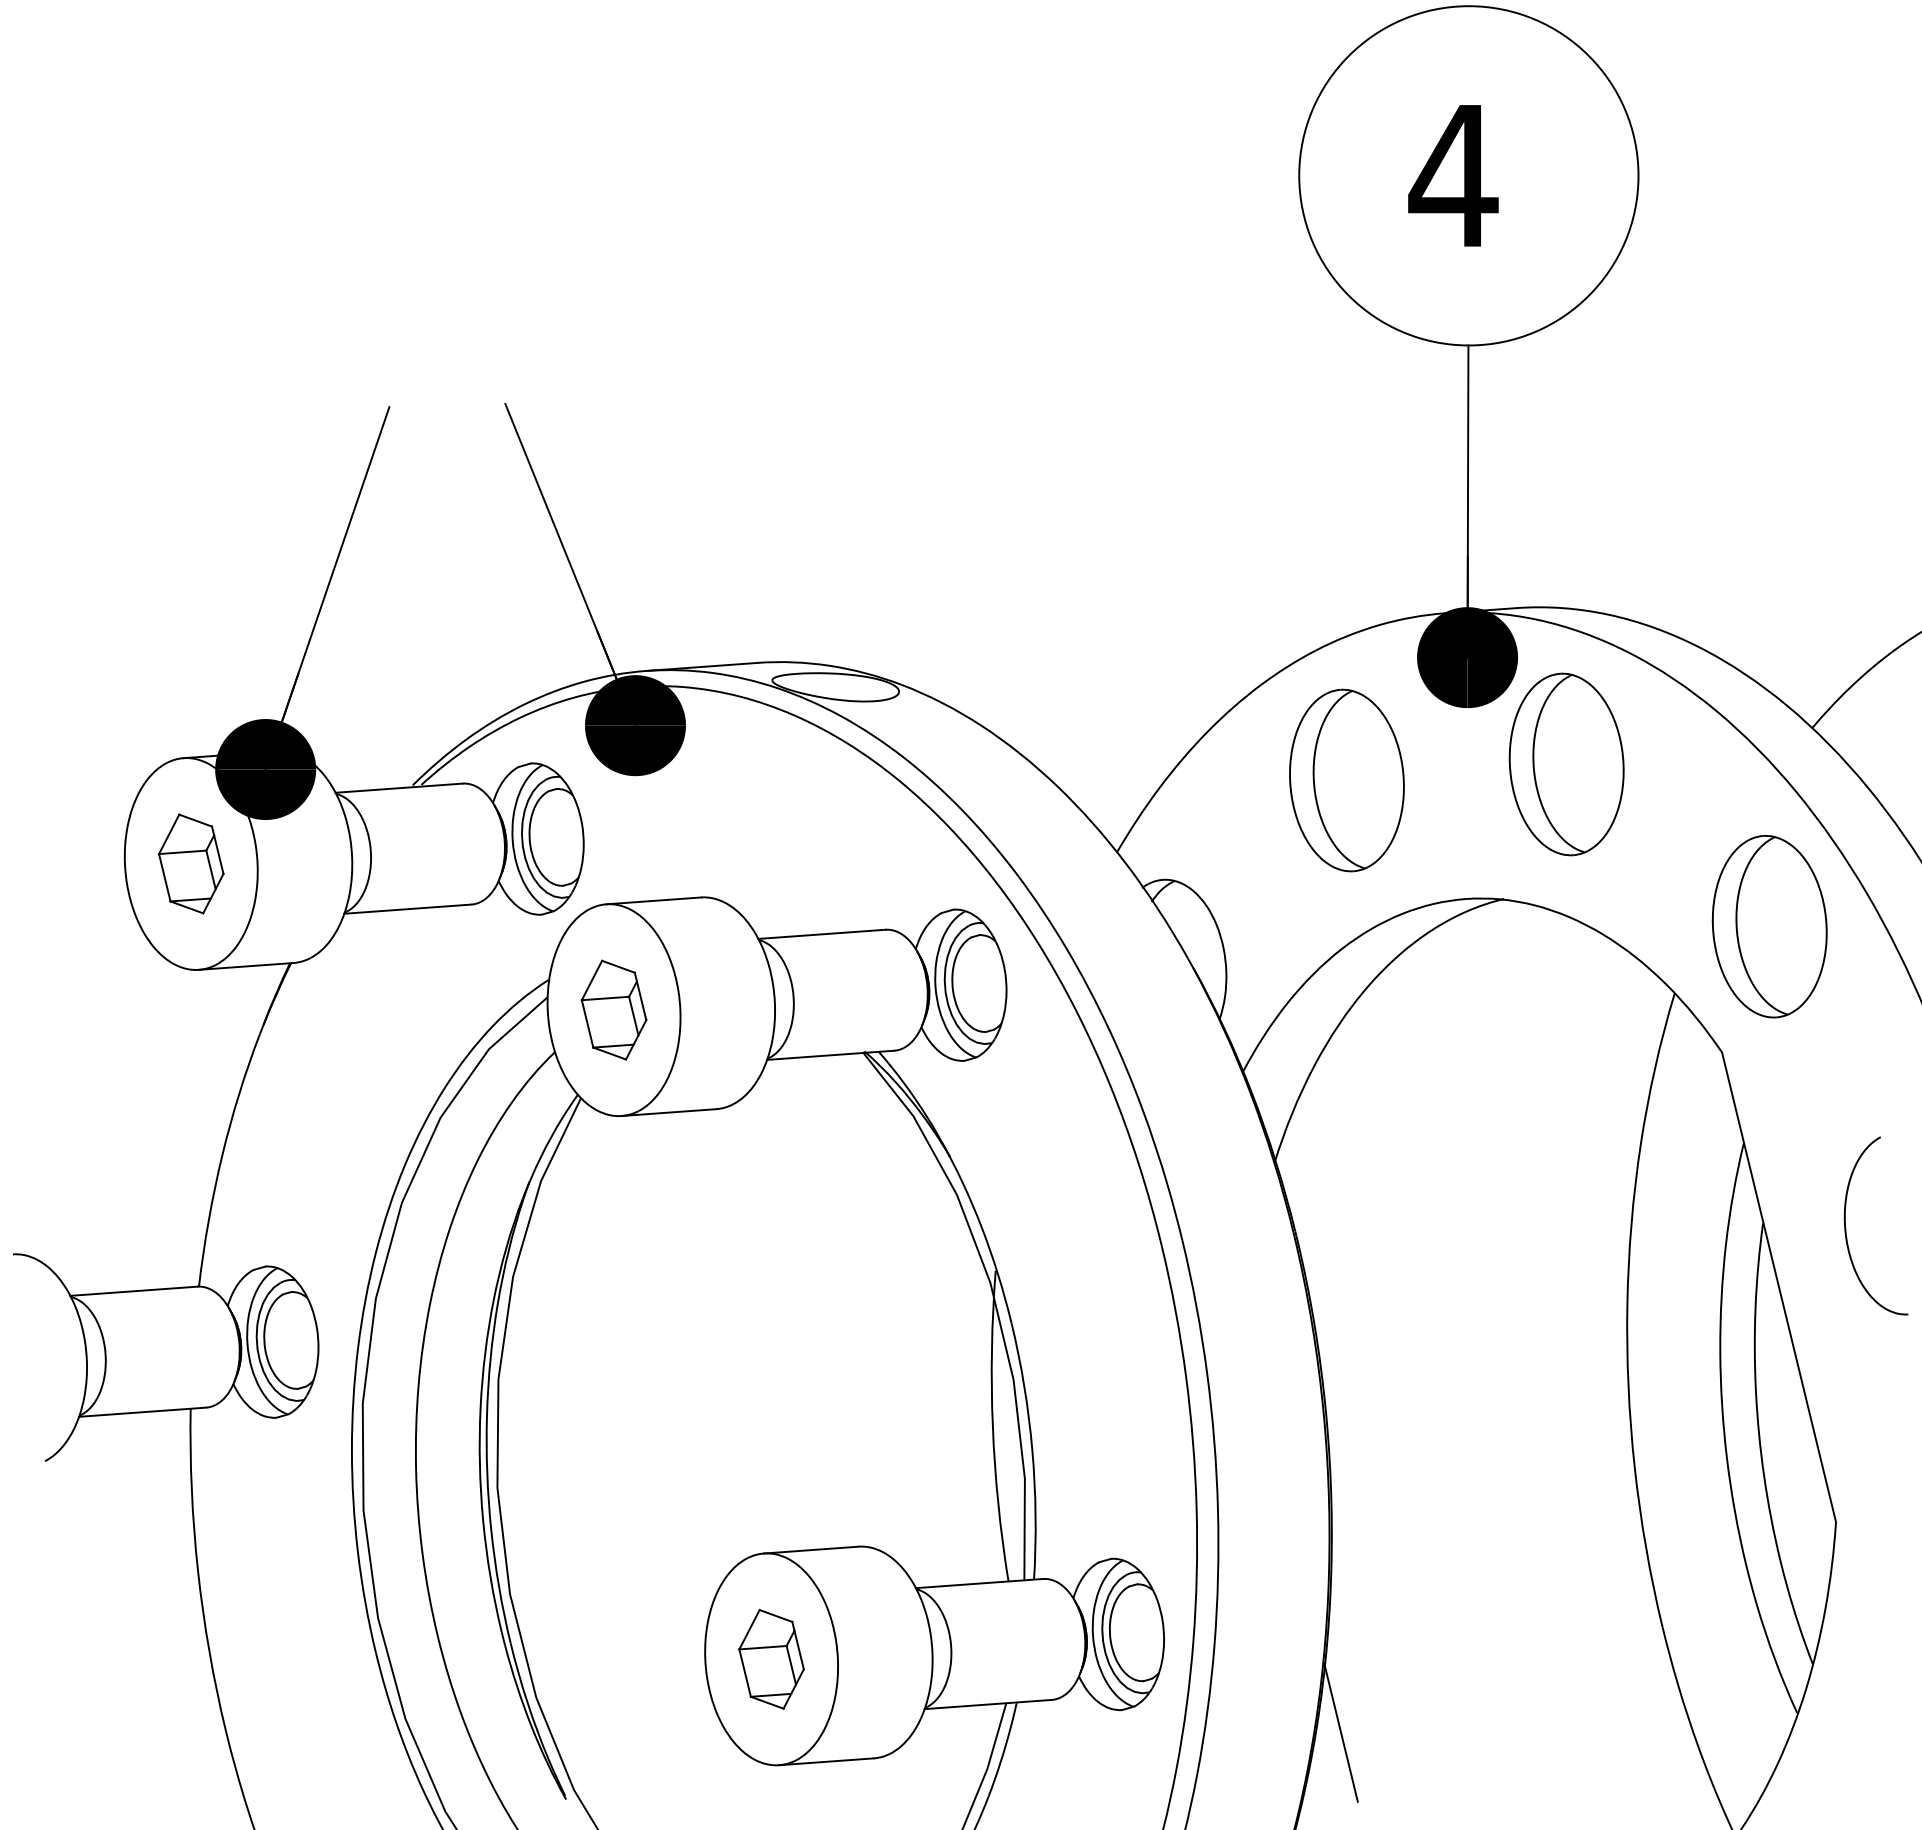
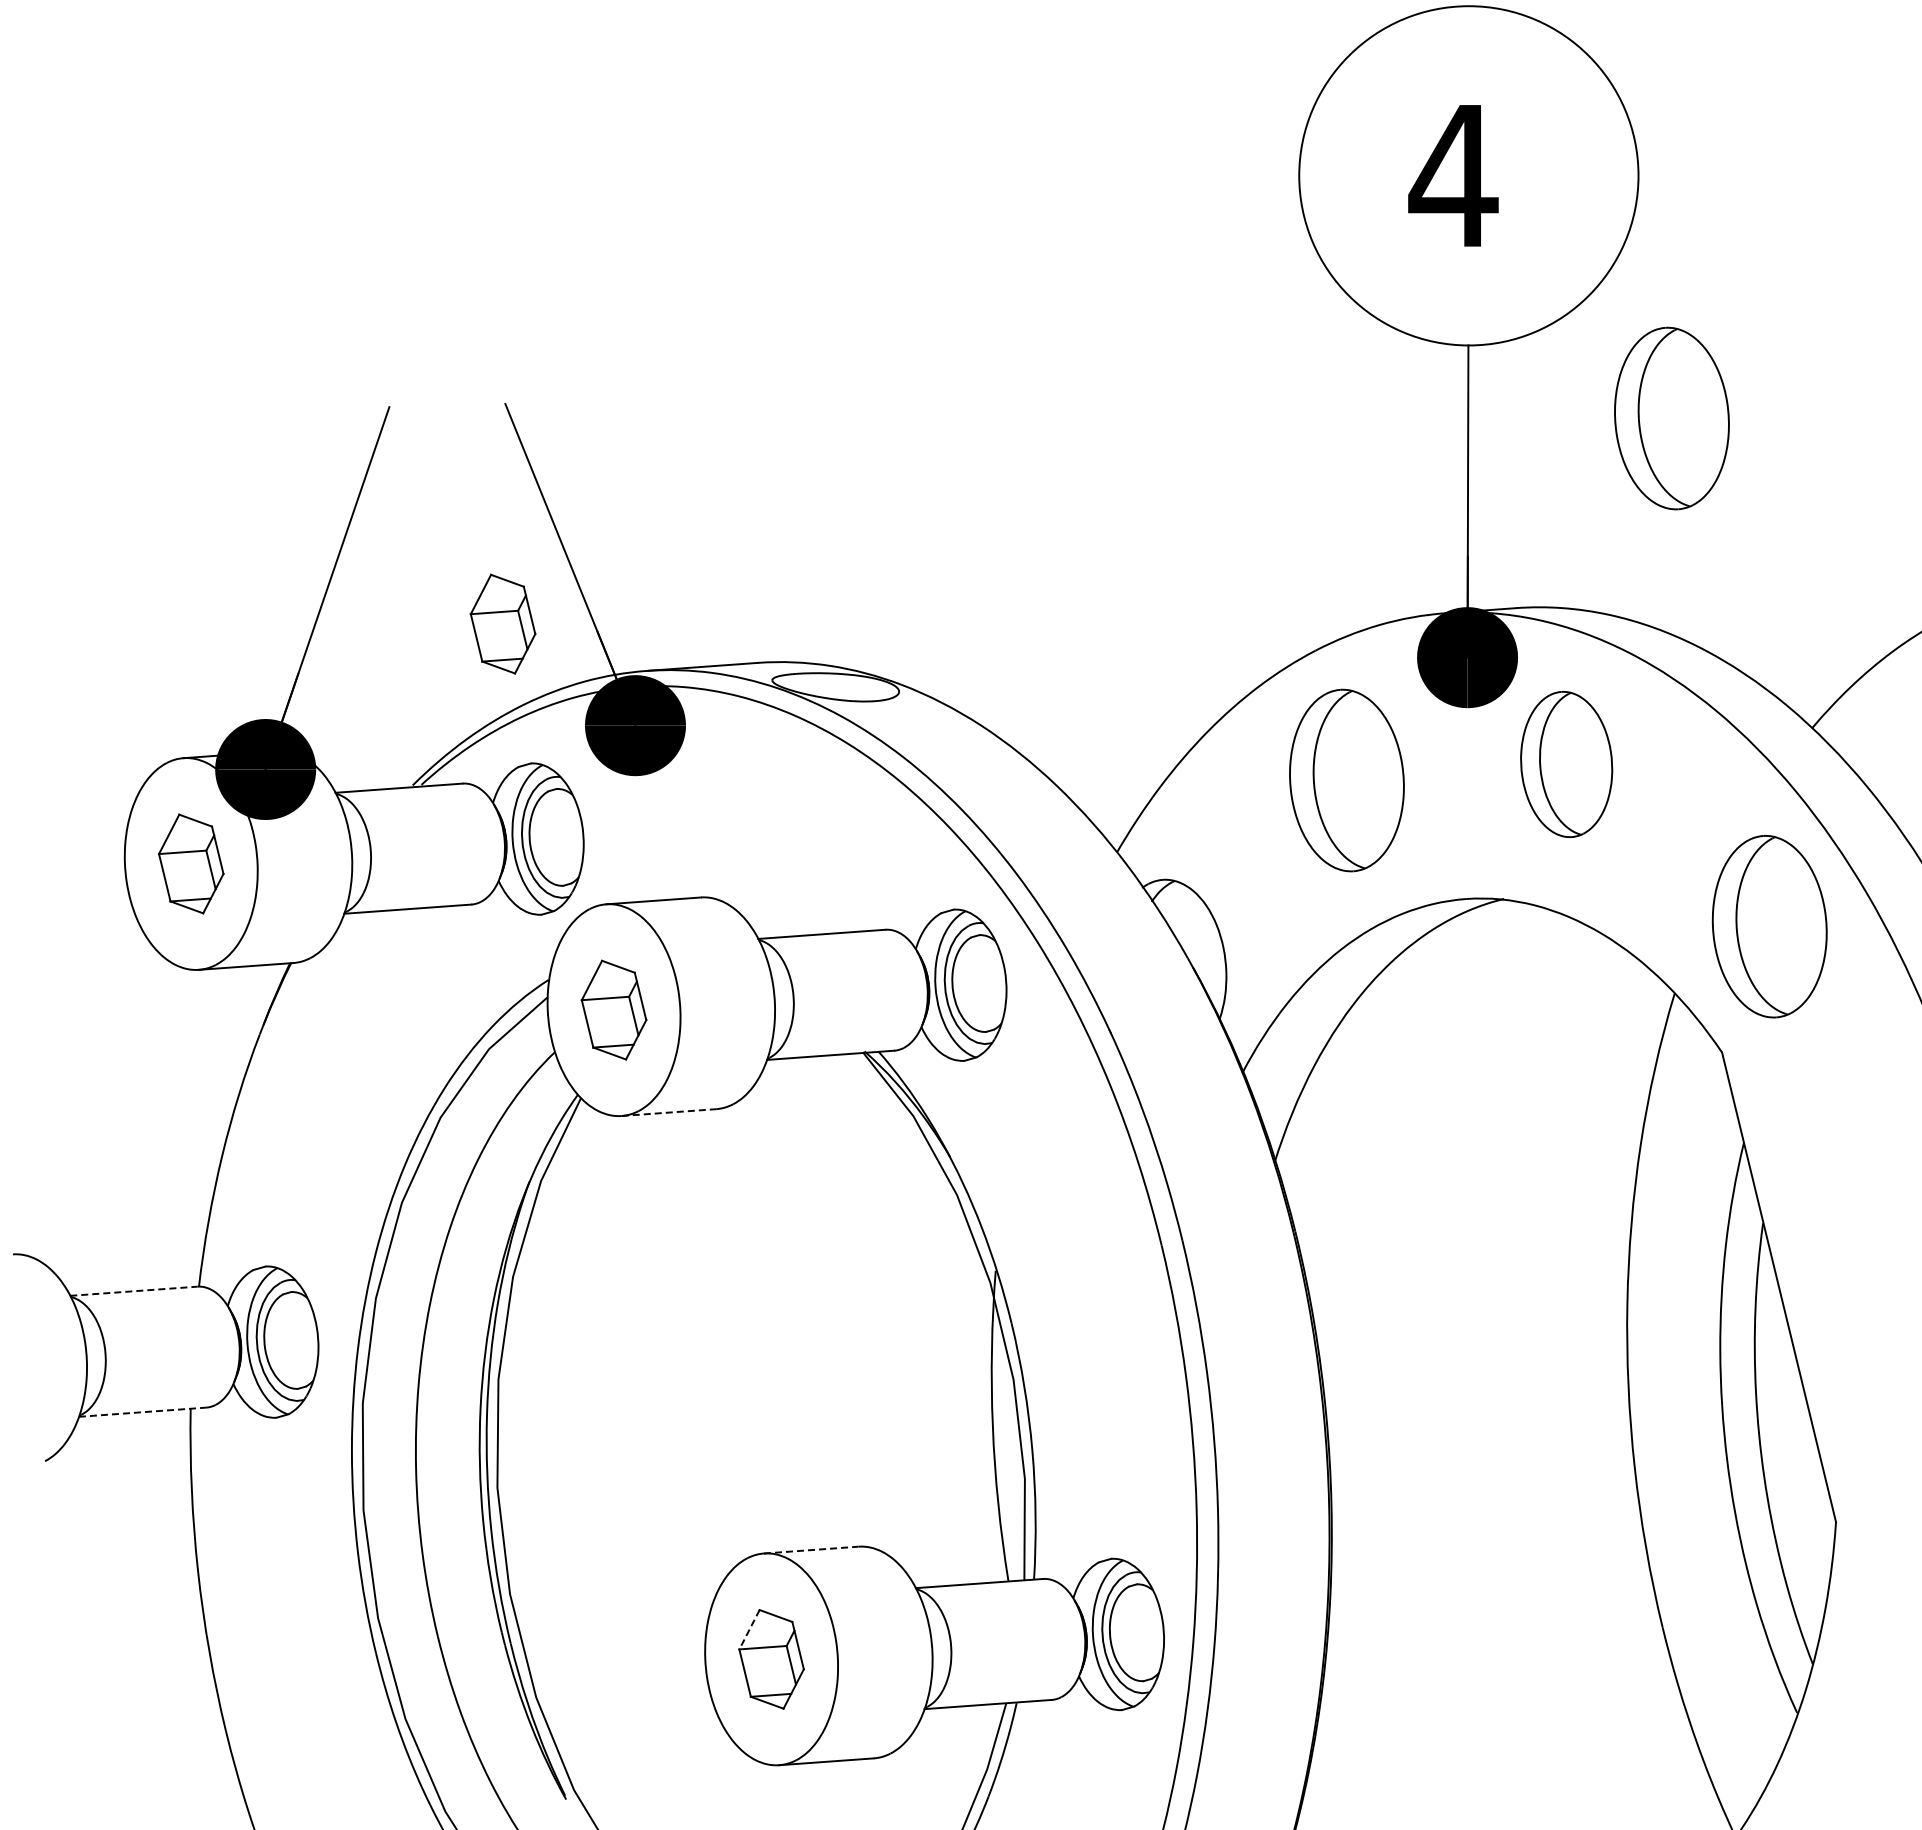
part: none -> present (1671, 418)
part: none -> present (502, 623)
part size: 117x185 px -> 94x147 px (1566, 764)
line: solid -> dashed (669, 1112)
curve: present -> none (1846, 1228)
line: solid -> dashed (133, 1291)
line: solid -> dashed (142, 1412)
line: solid -> dashed (811, 1550)
line: solid -> dashed (749, 1630)
line: present -> none (1340, 1732)
